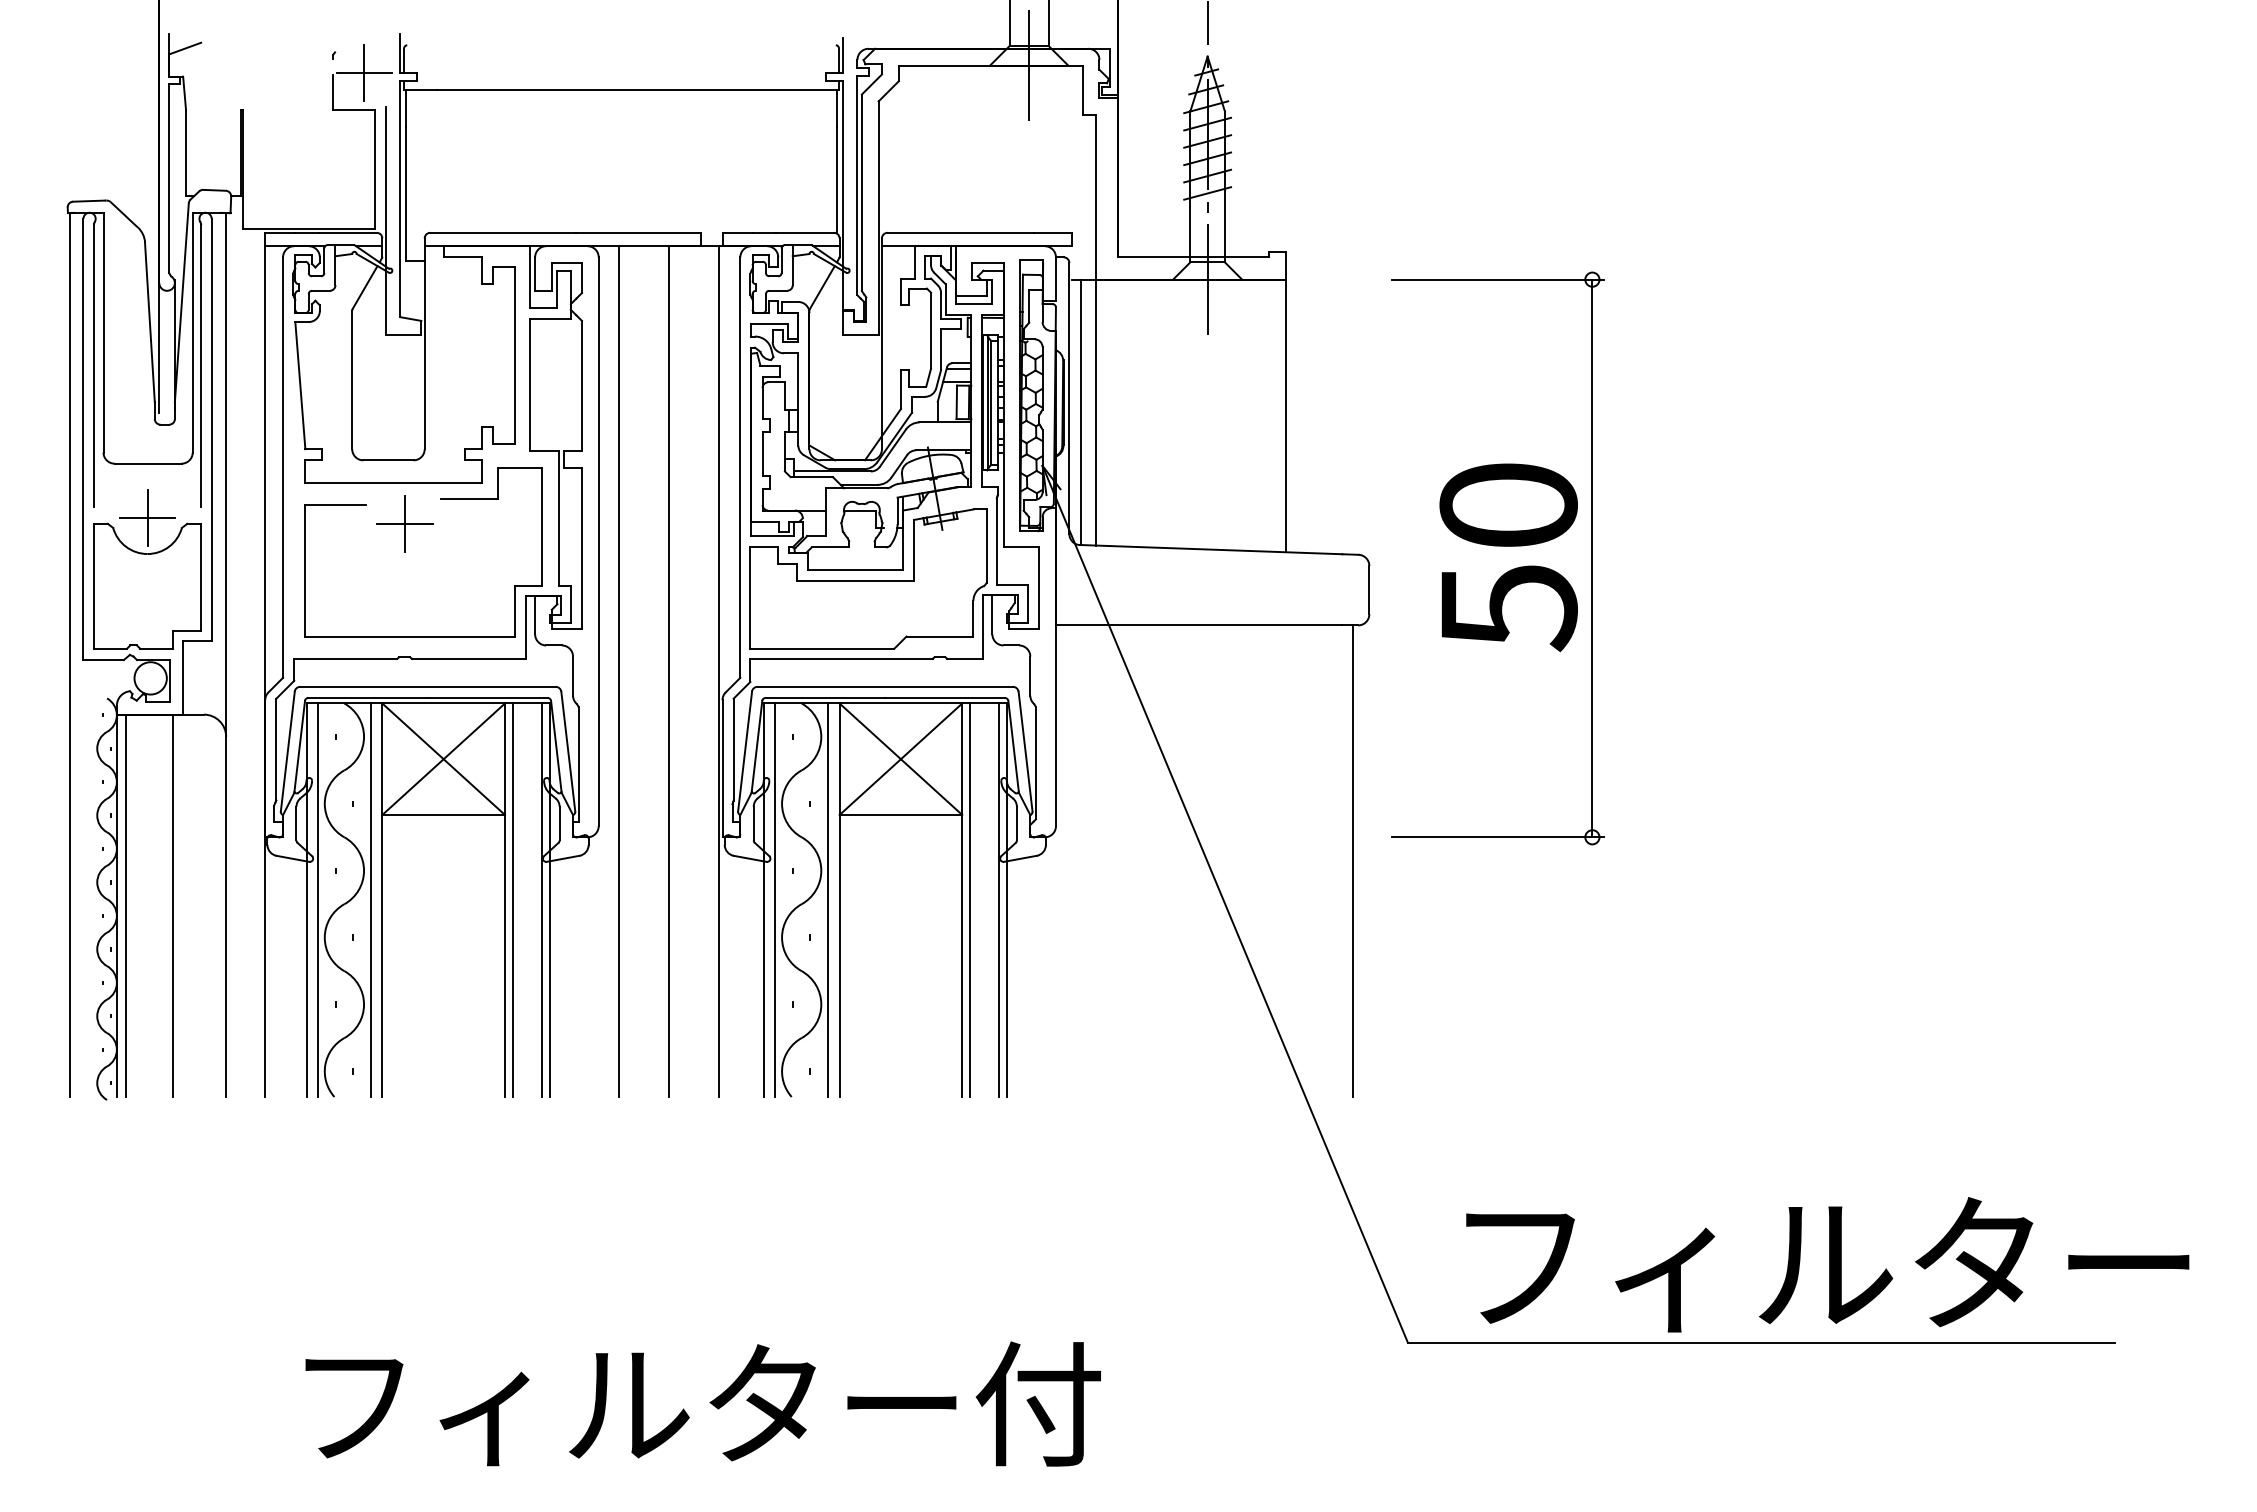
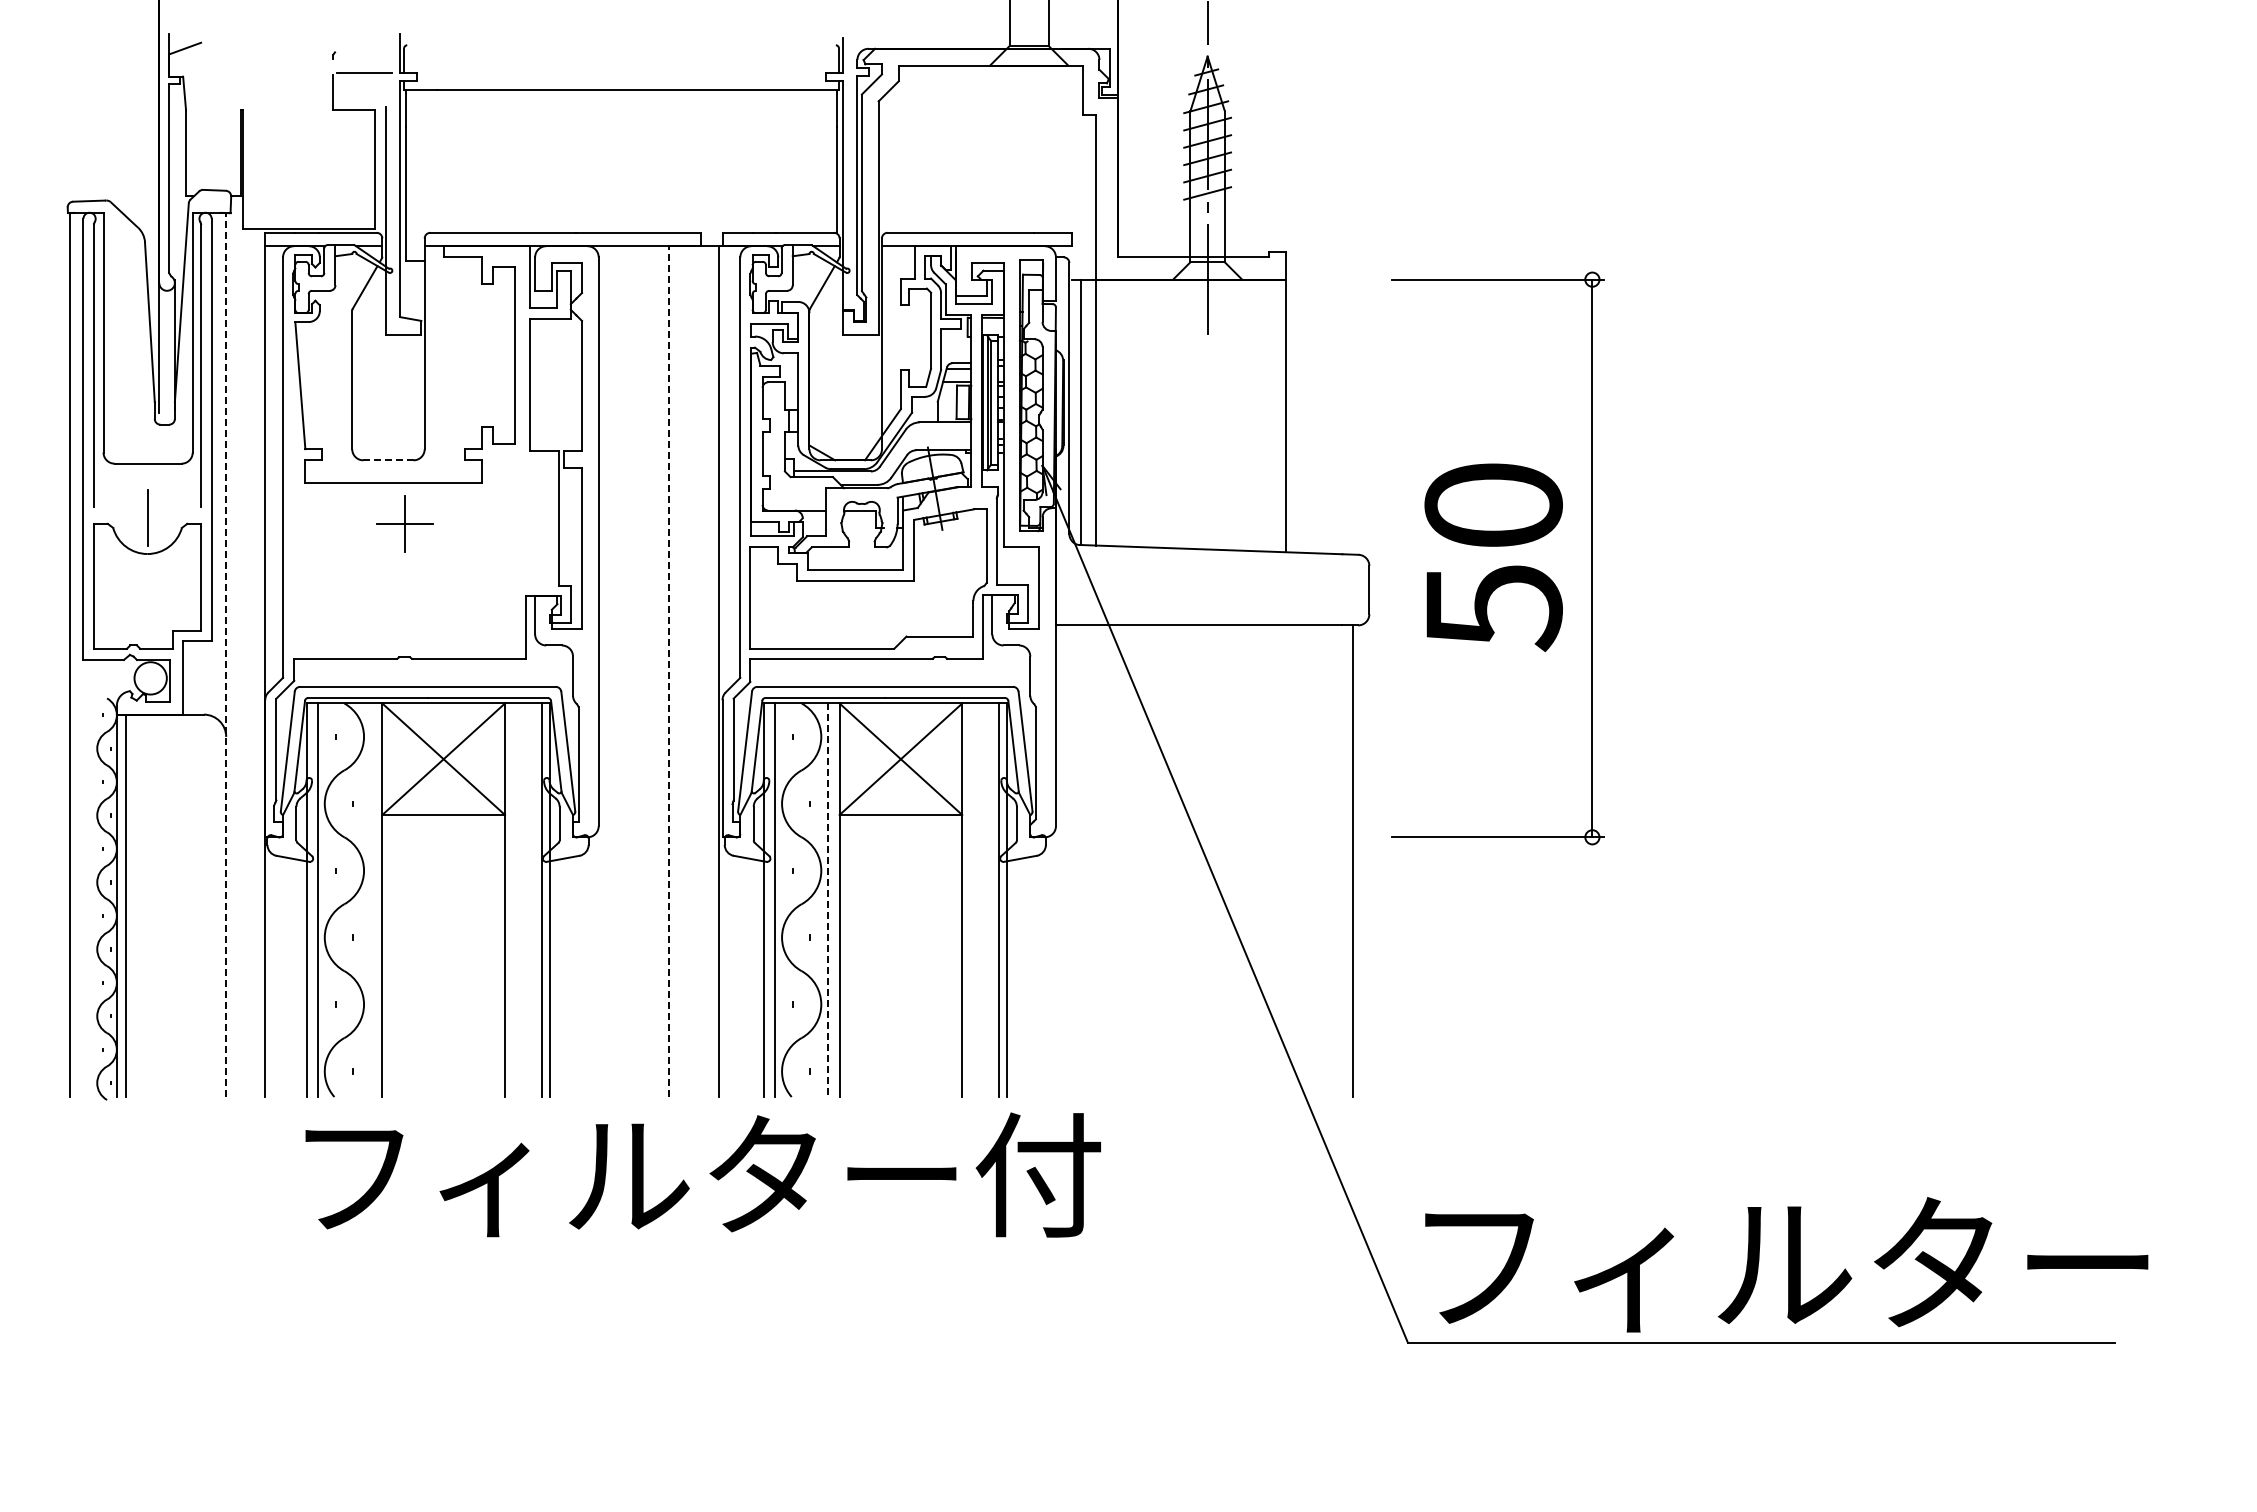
line: present -> none (1029, 61)
line: present -> none (364, 73)
line: solid -> dashed (387, 460)
part: present -> none (440, 499)
line: present -> none (147, 518)
text position: (1508, 557) -> (1493, 557) (1493, 557)
line: solid -> dashed (226, 654)
line: present -> none (618, 671)
line: solid -> dashed (668, 671)
line: present -> none (371, 899)
line: present -> none (512, 899)
line: present -> none (970, 899)
line: solid -> dashed (828, 900)
line: present -> none (172, 905)
text position: (1827, 1264) -> (1786, 1264) (1786, 1264)
text position: (702, 1403) -> (702, 1174) (702, 1174)
